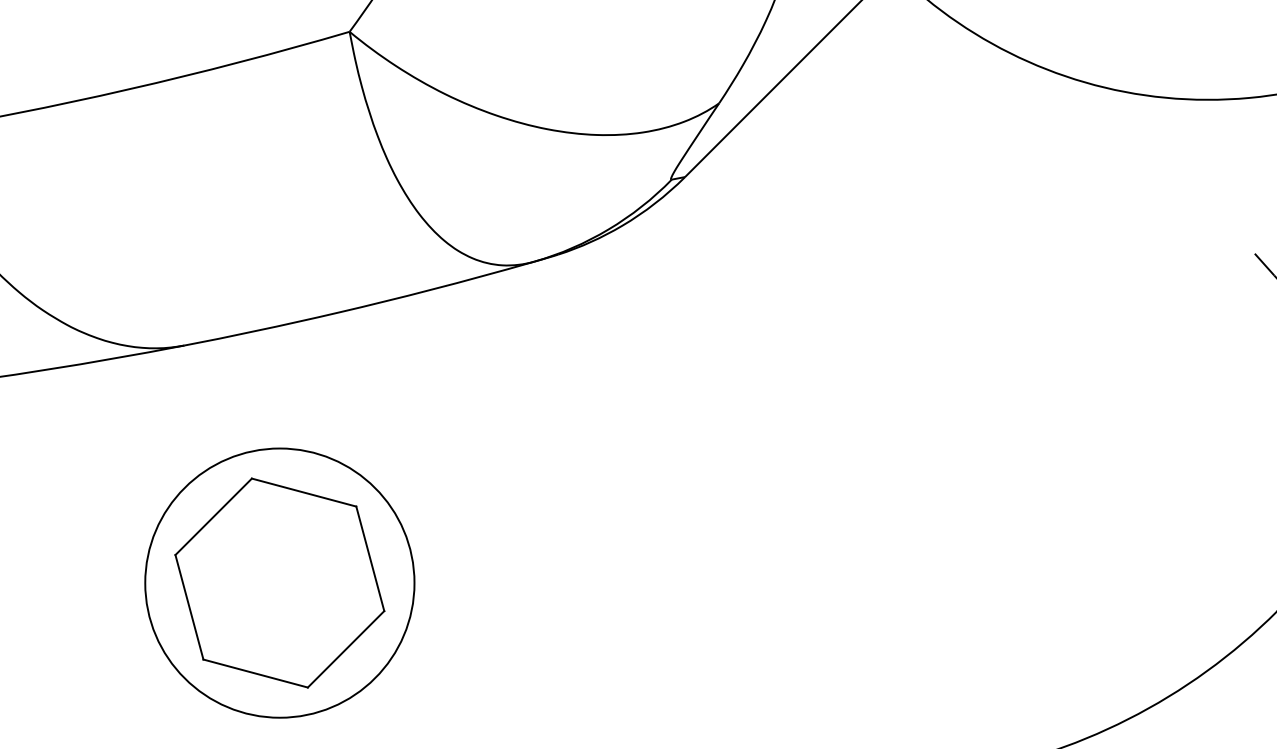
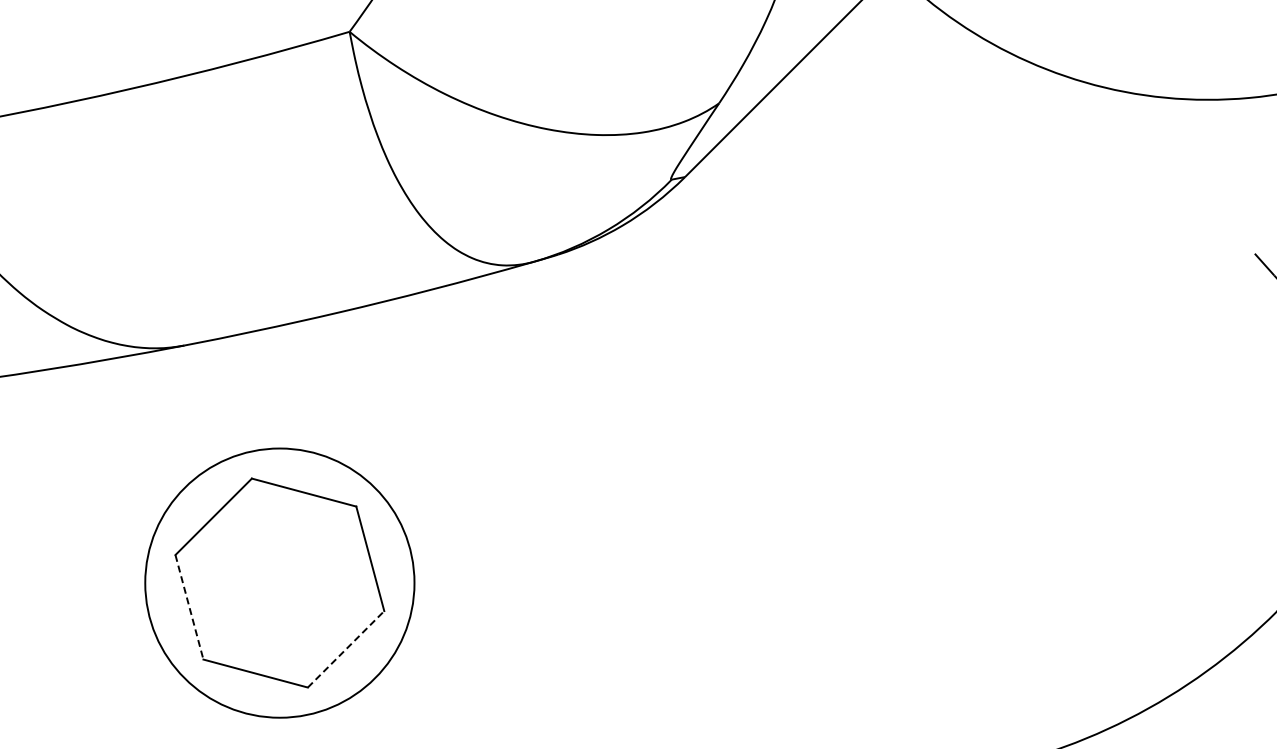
line: solid -> dashed (189, 607)
line: solid -> dashed (346, 648)
